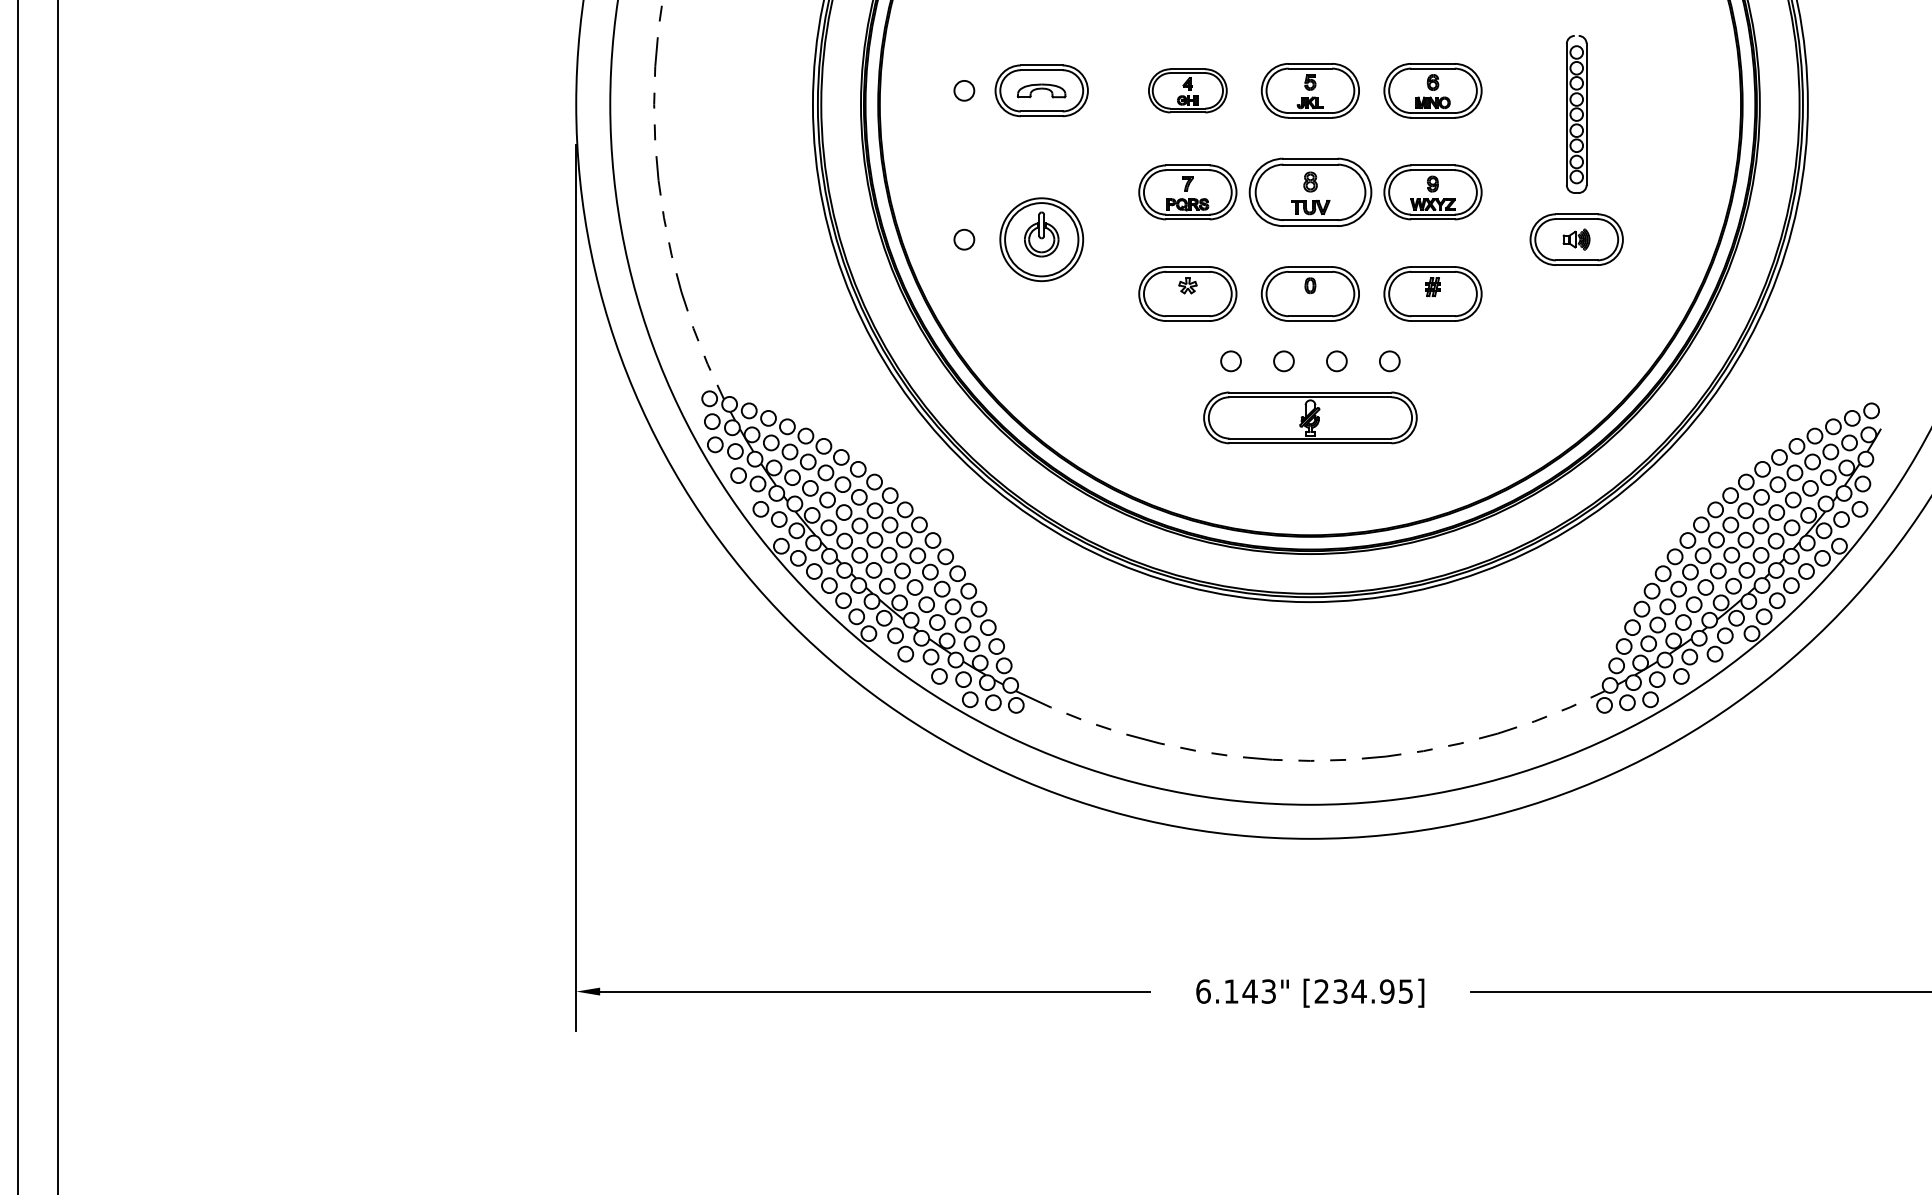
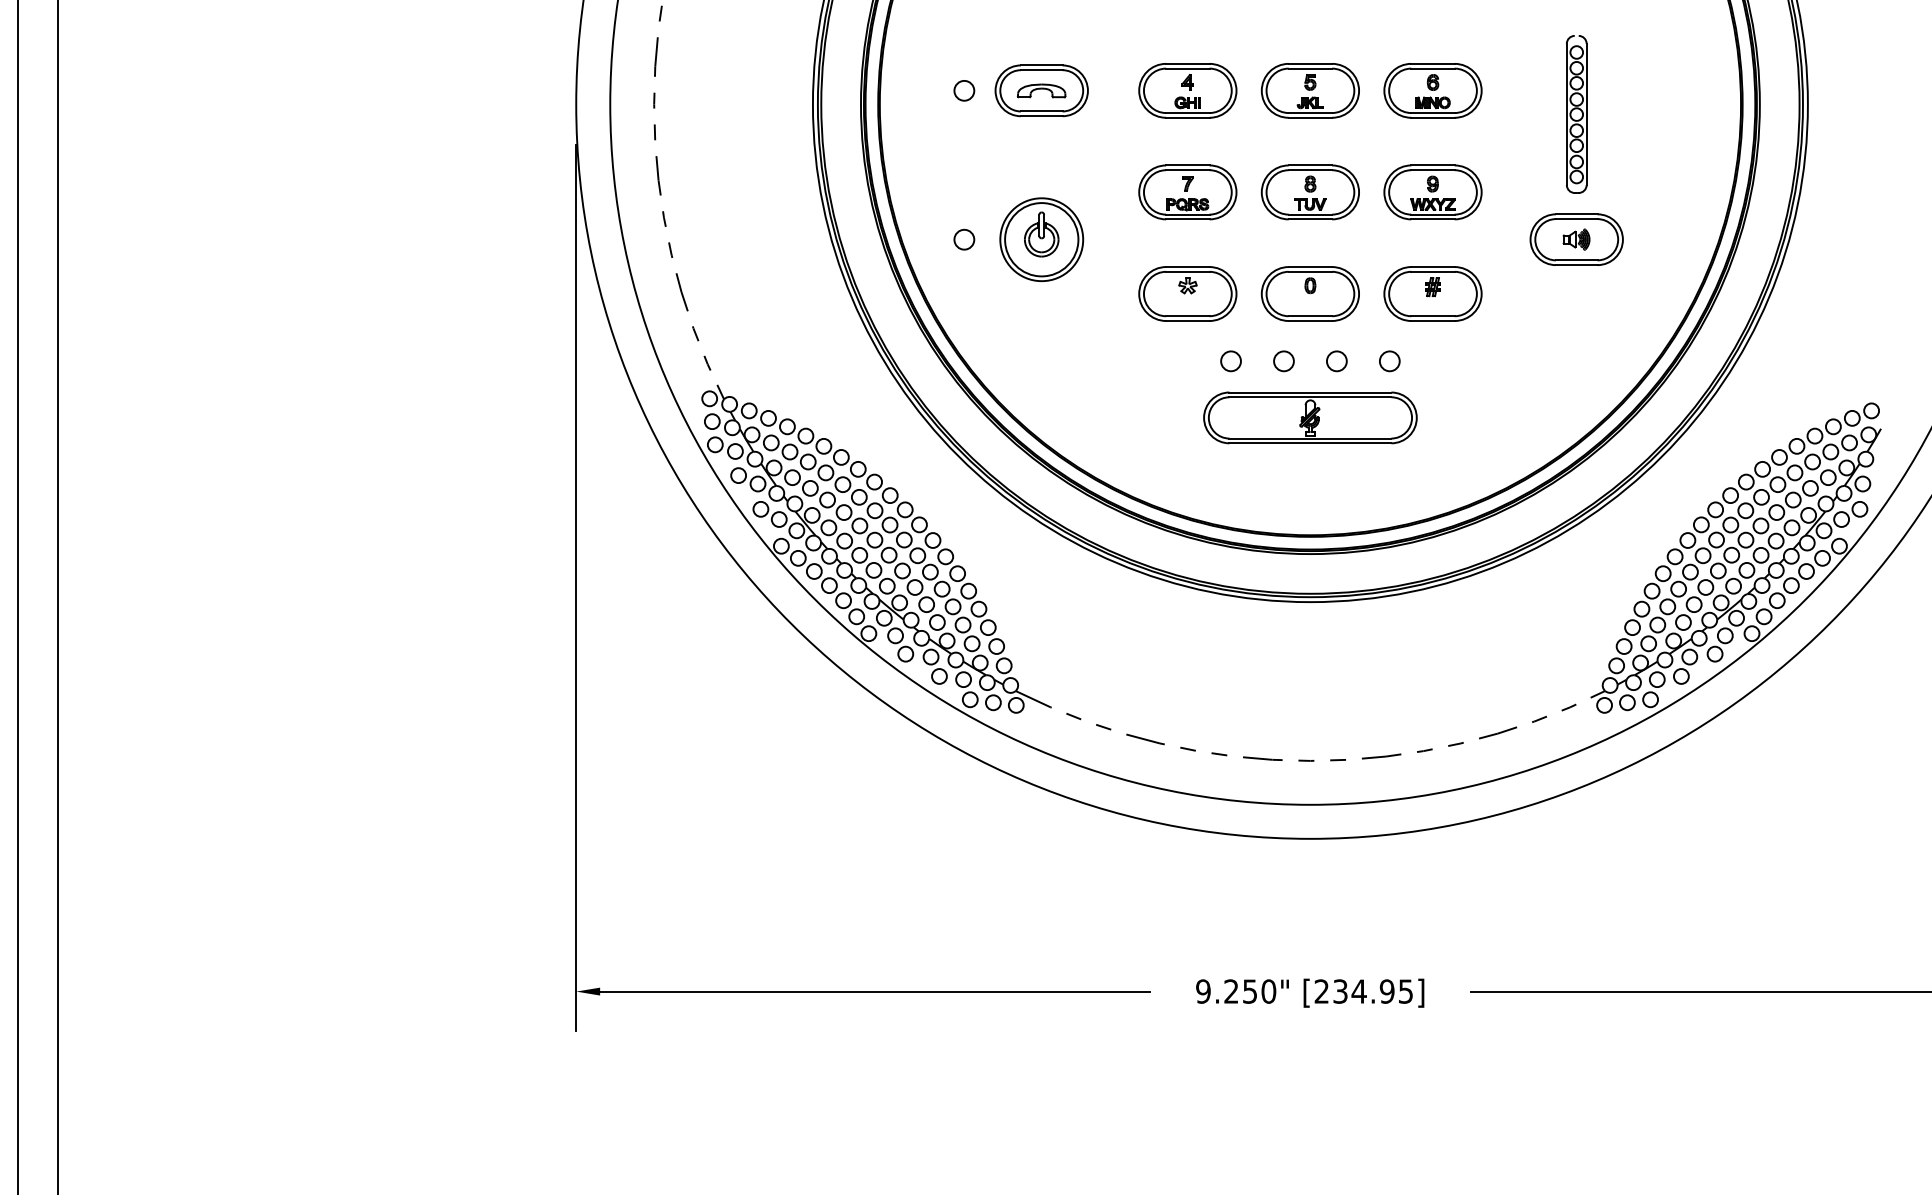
part size: 80x46 px -> 100x56 px (1187, 90)
part size: 125x70 px -> 100x57 px (1309, 192)
text: 6.143" -> 9.250" (1236, 991)
